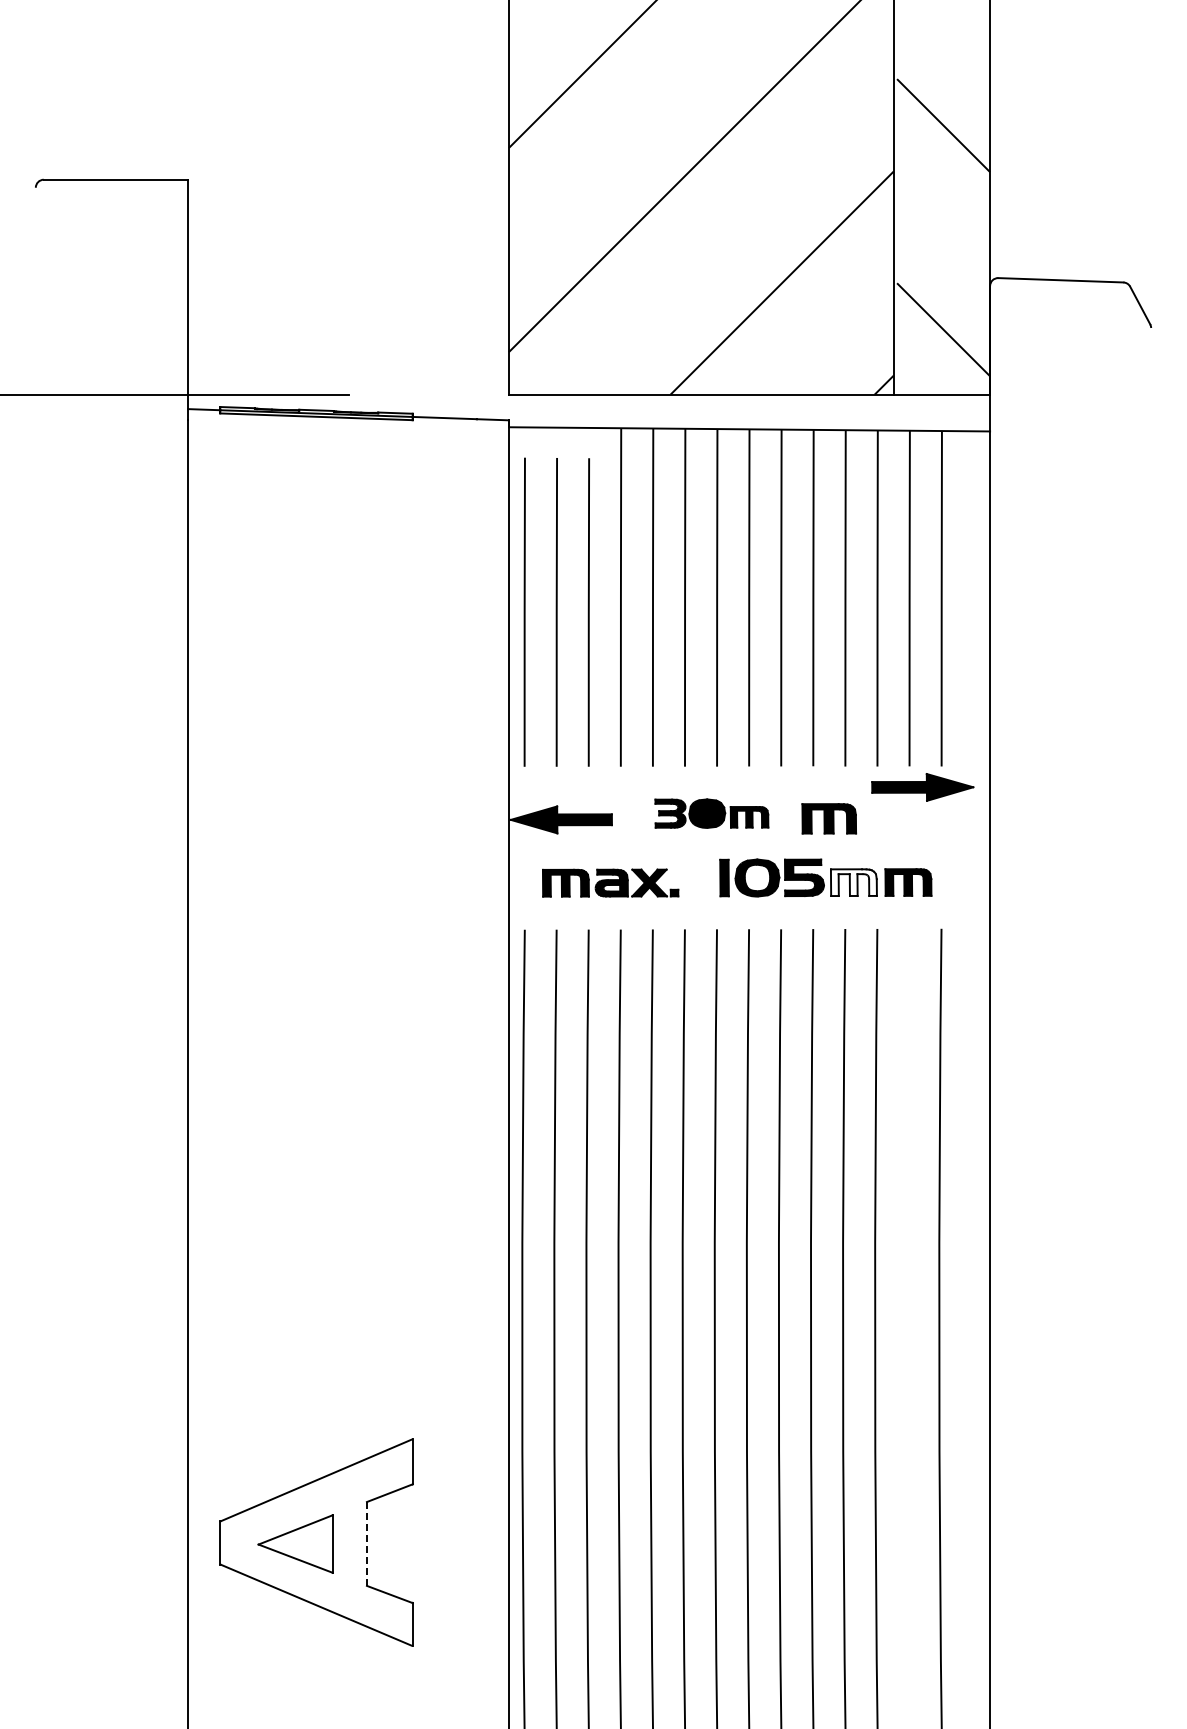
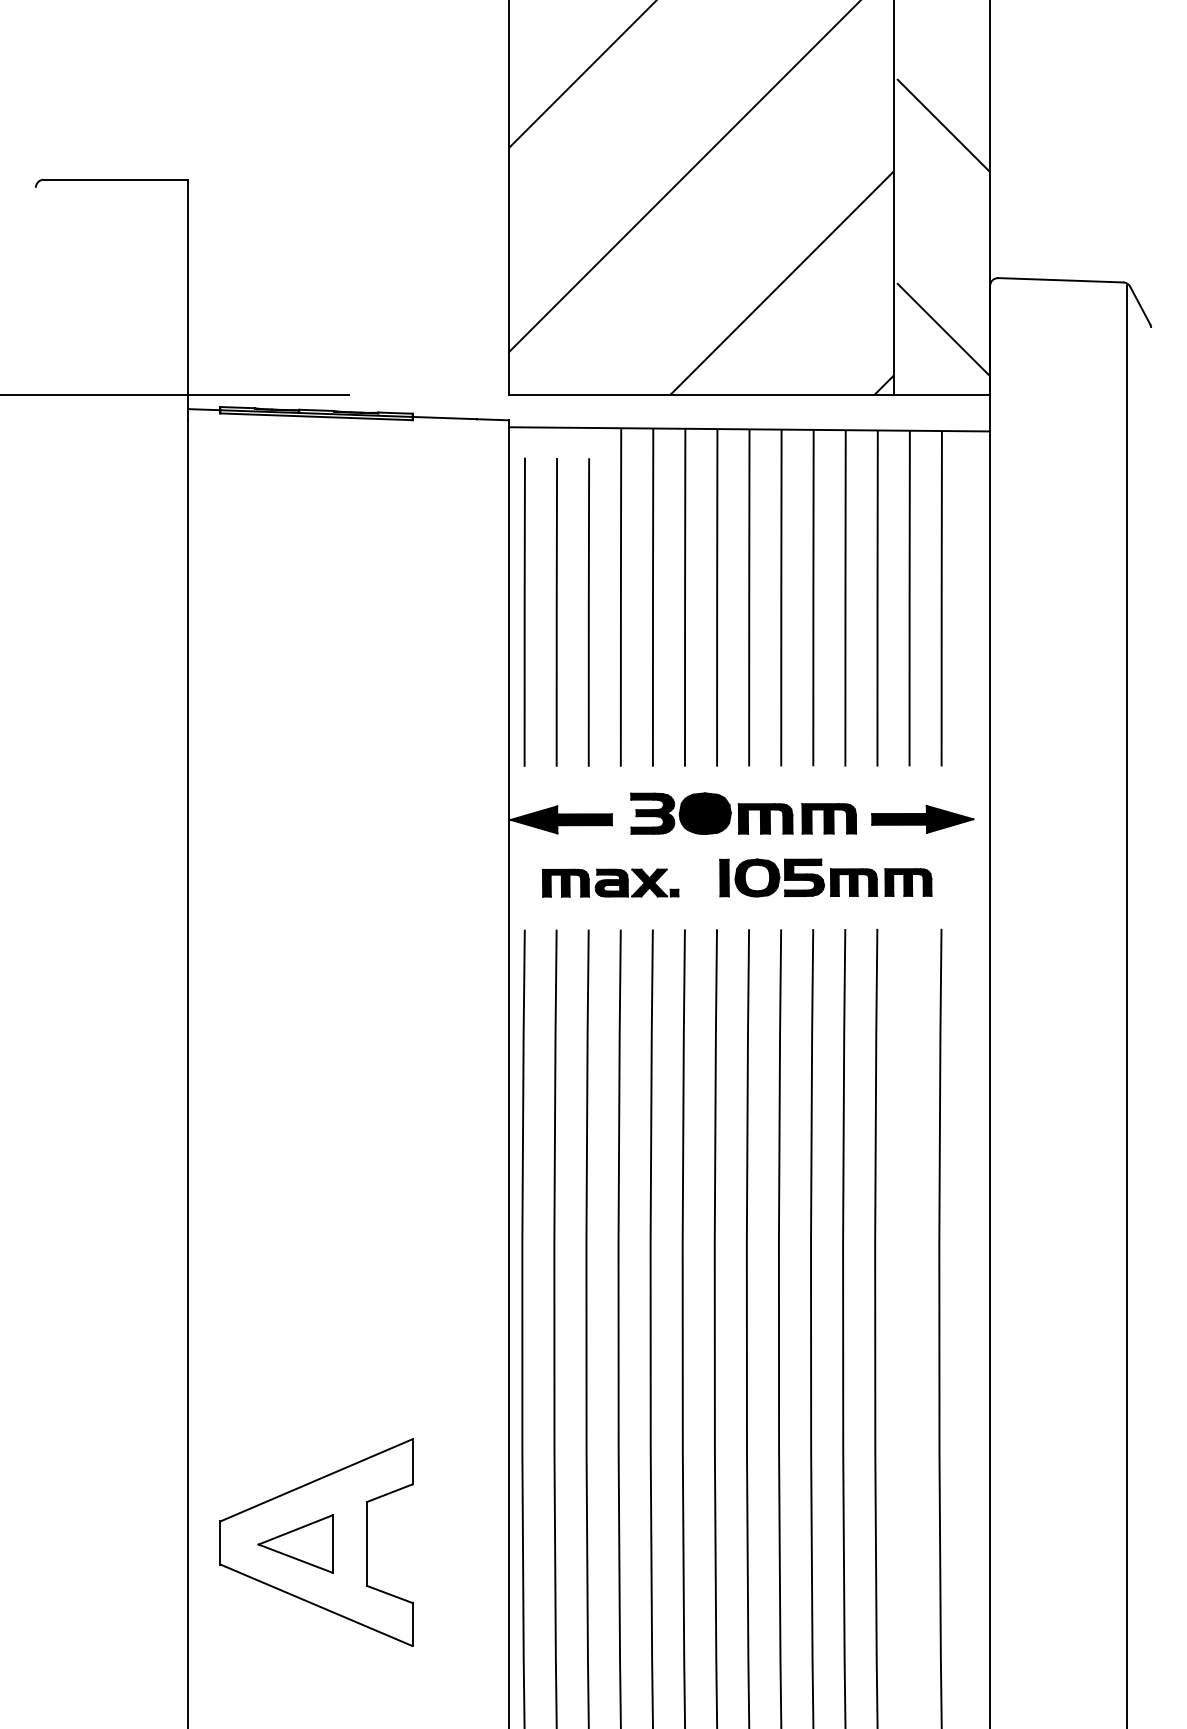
part position: (922, 787) -> (922, 819) (922, 819)
part size: 116x31 px -> 164x43 px (711, 813)
fill: none -> present (853, 882)
line: none -> present (1126, 1004)
line: dashed -> solid (366, 1543)
